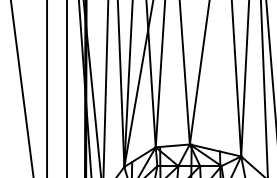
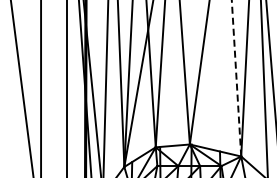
line: solid -> dashed (236, 78)
line position: (47, 88) -> (41, 88) (41, 88)
